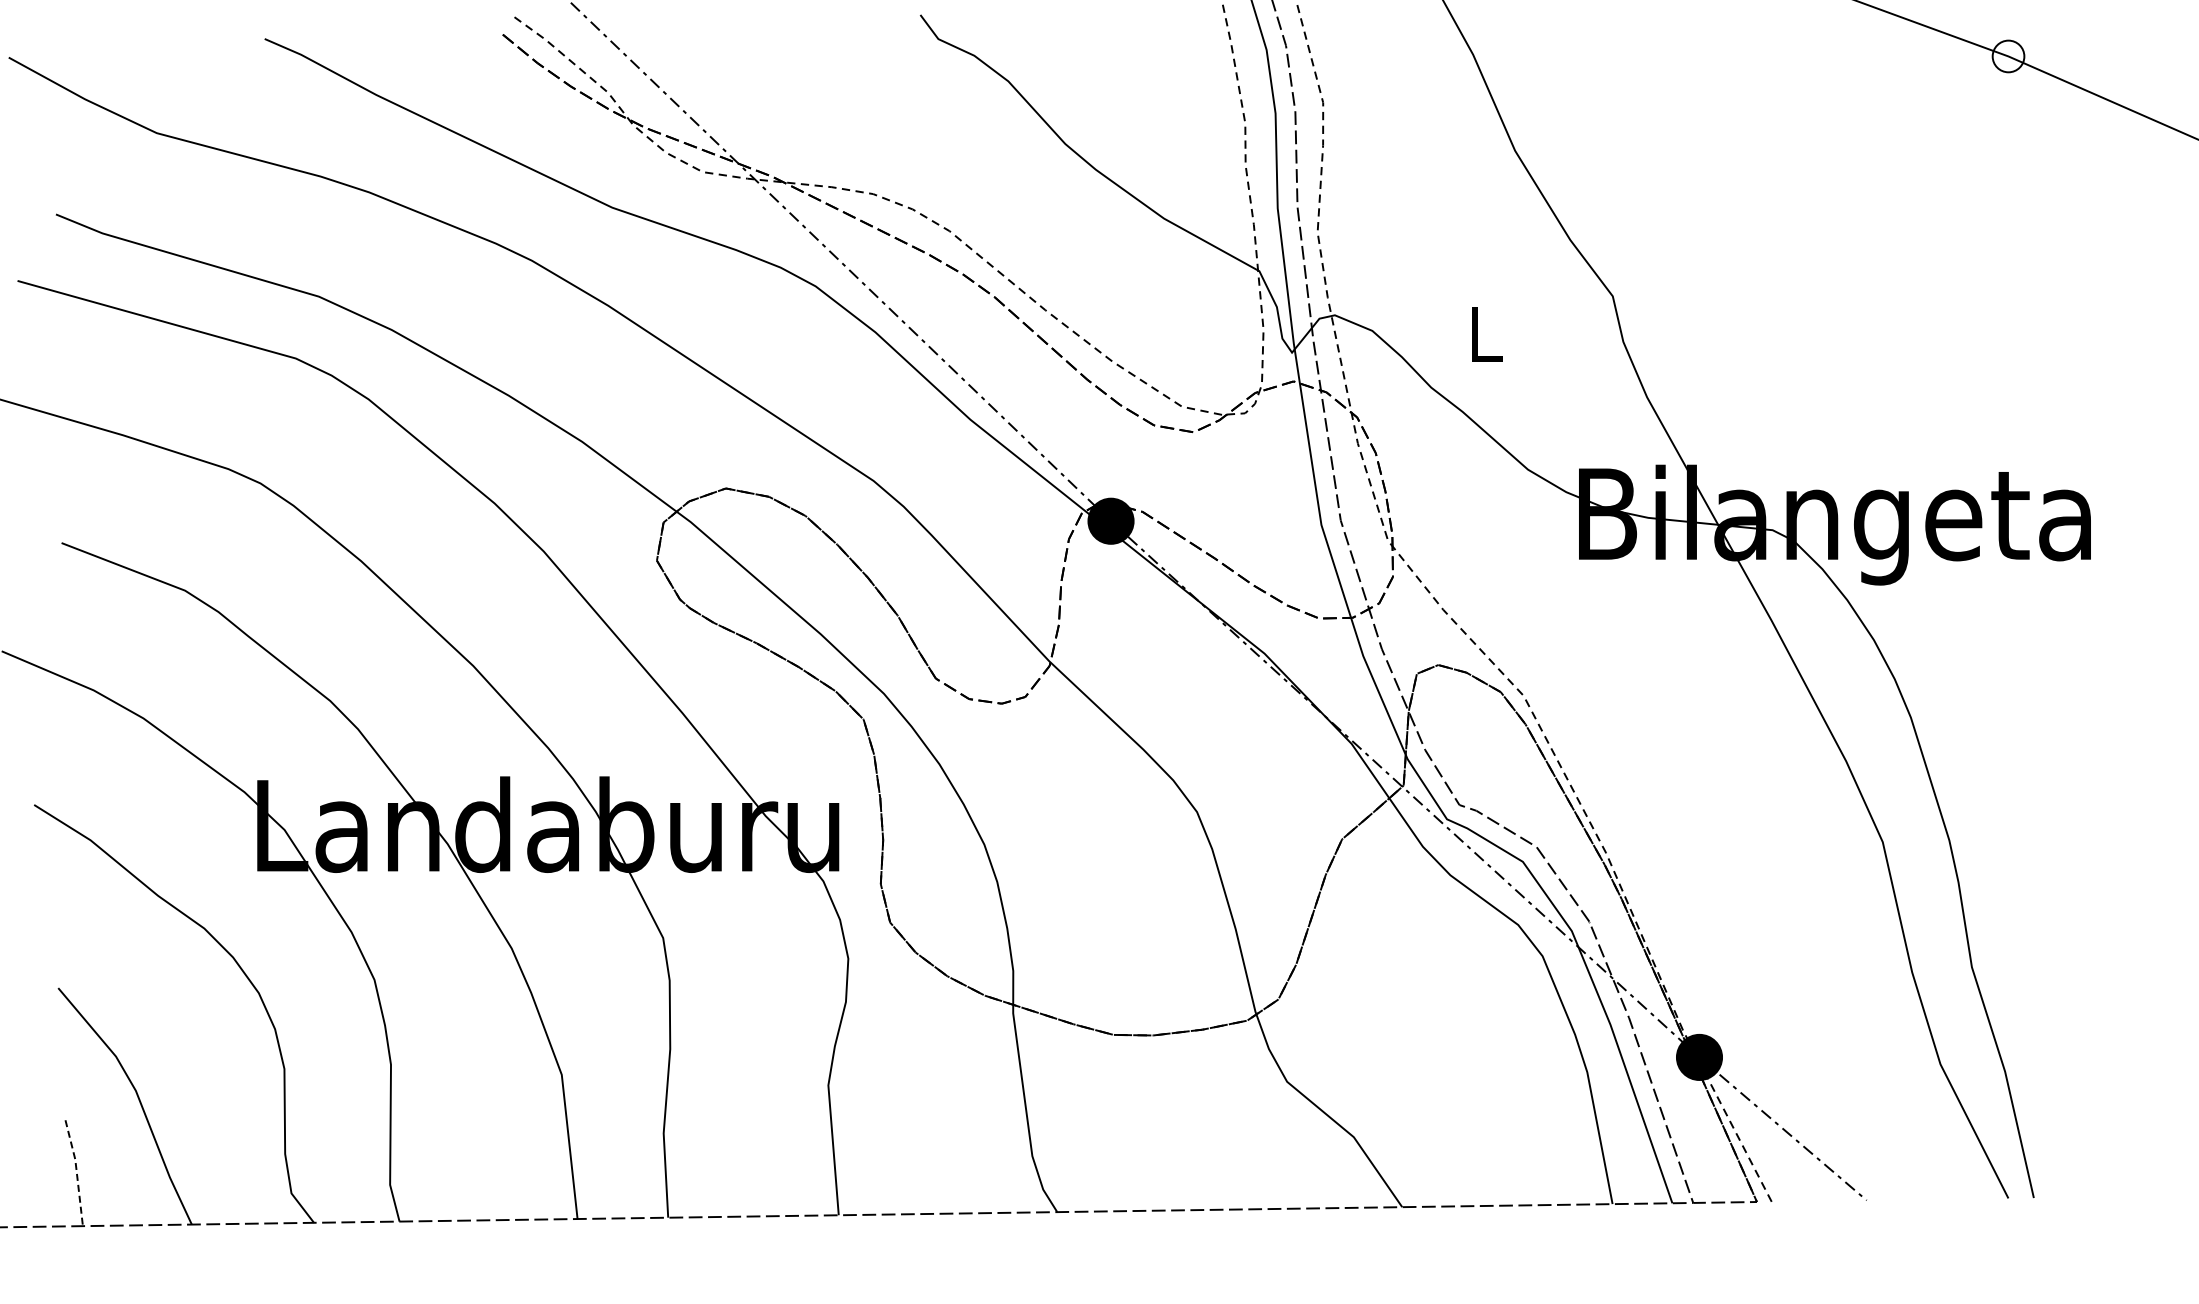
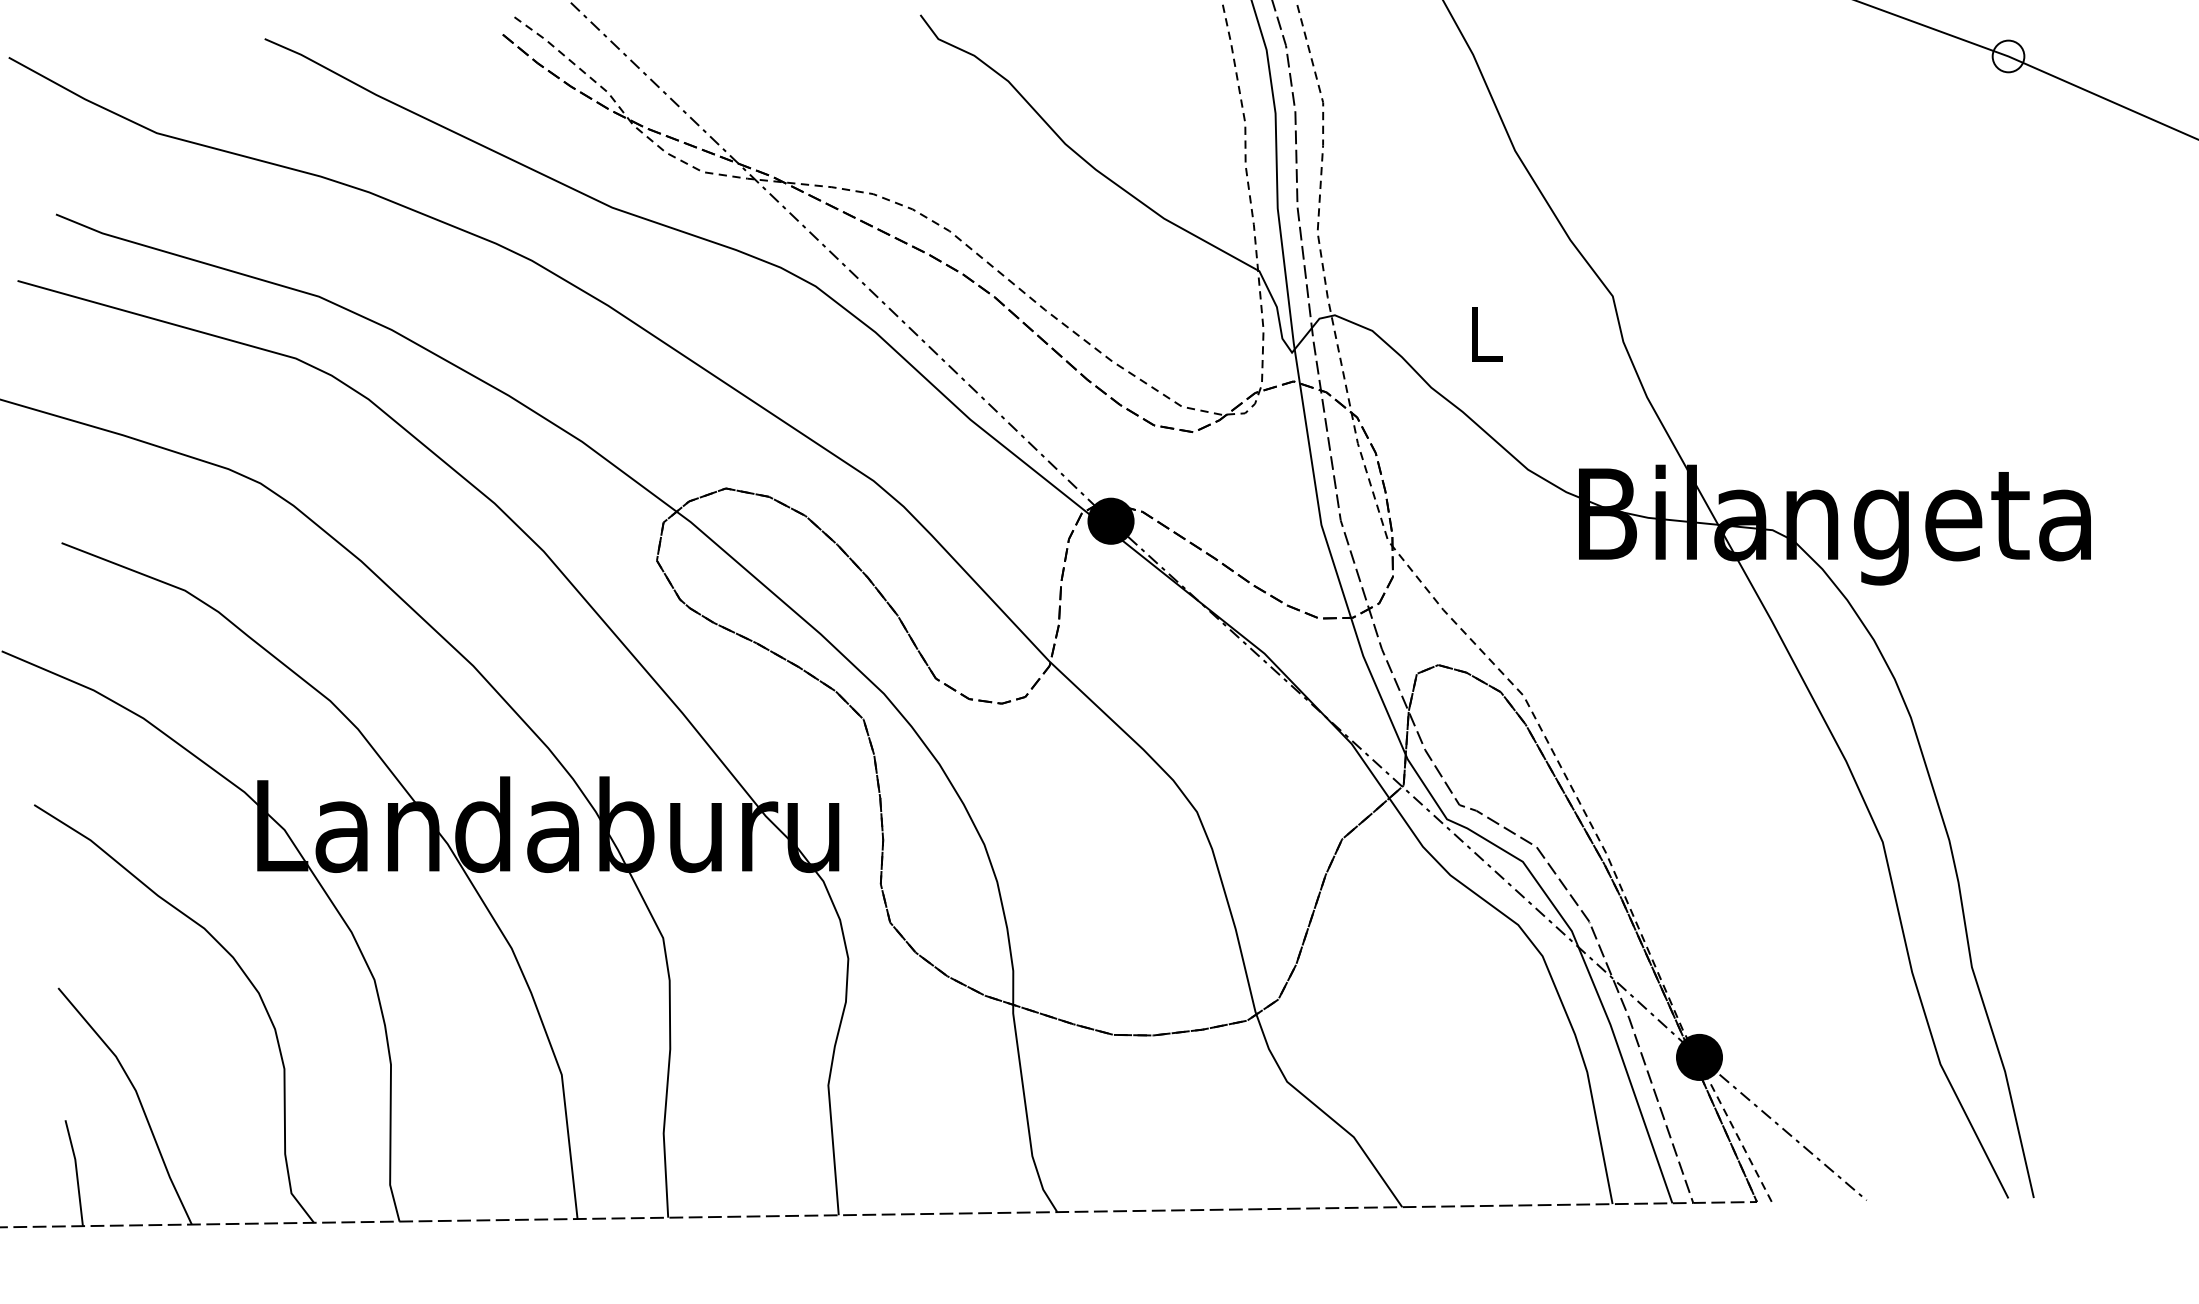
line: dashed -> solid (76, 1172)
